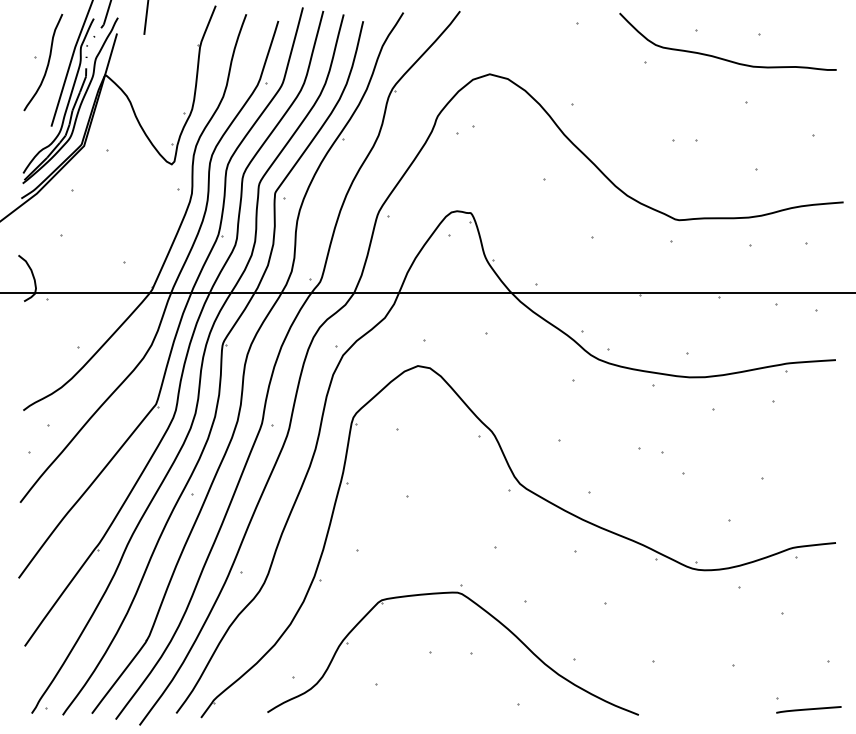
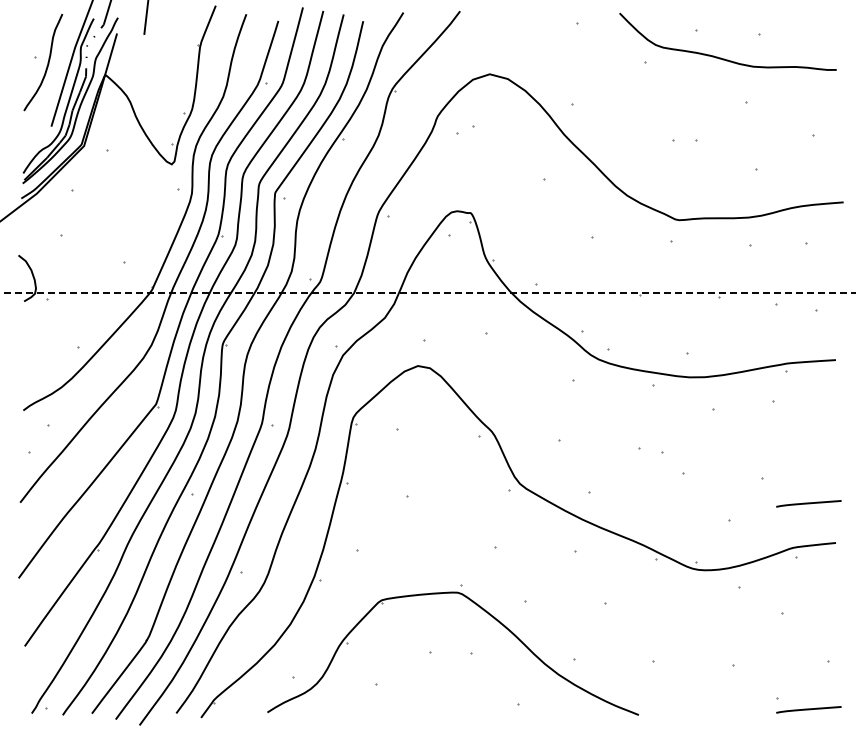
line: solid -> dashed (427, 292)
line: none -> present (808, 503)
